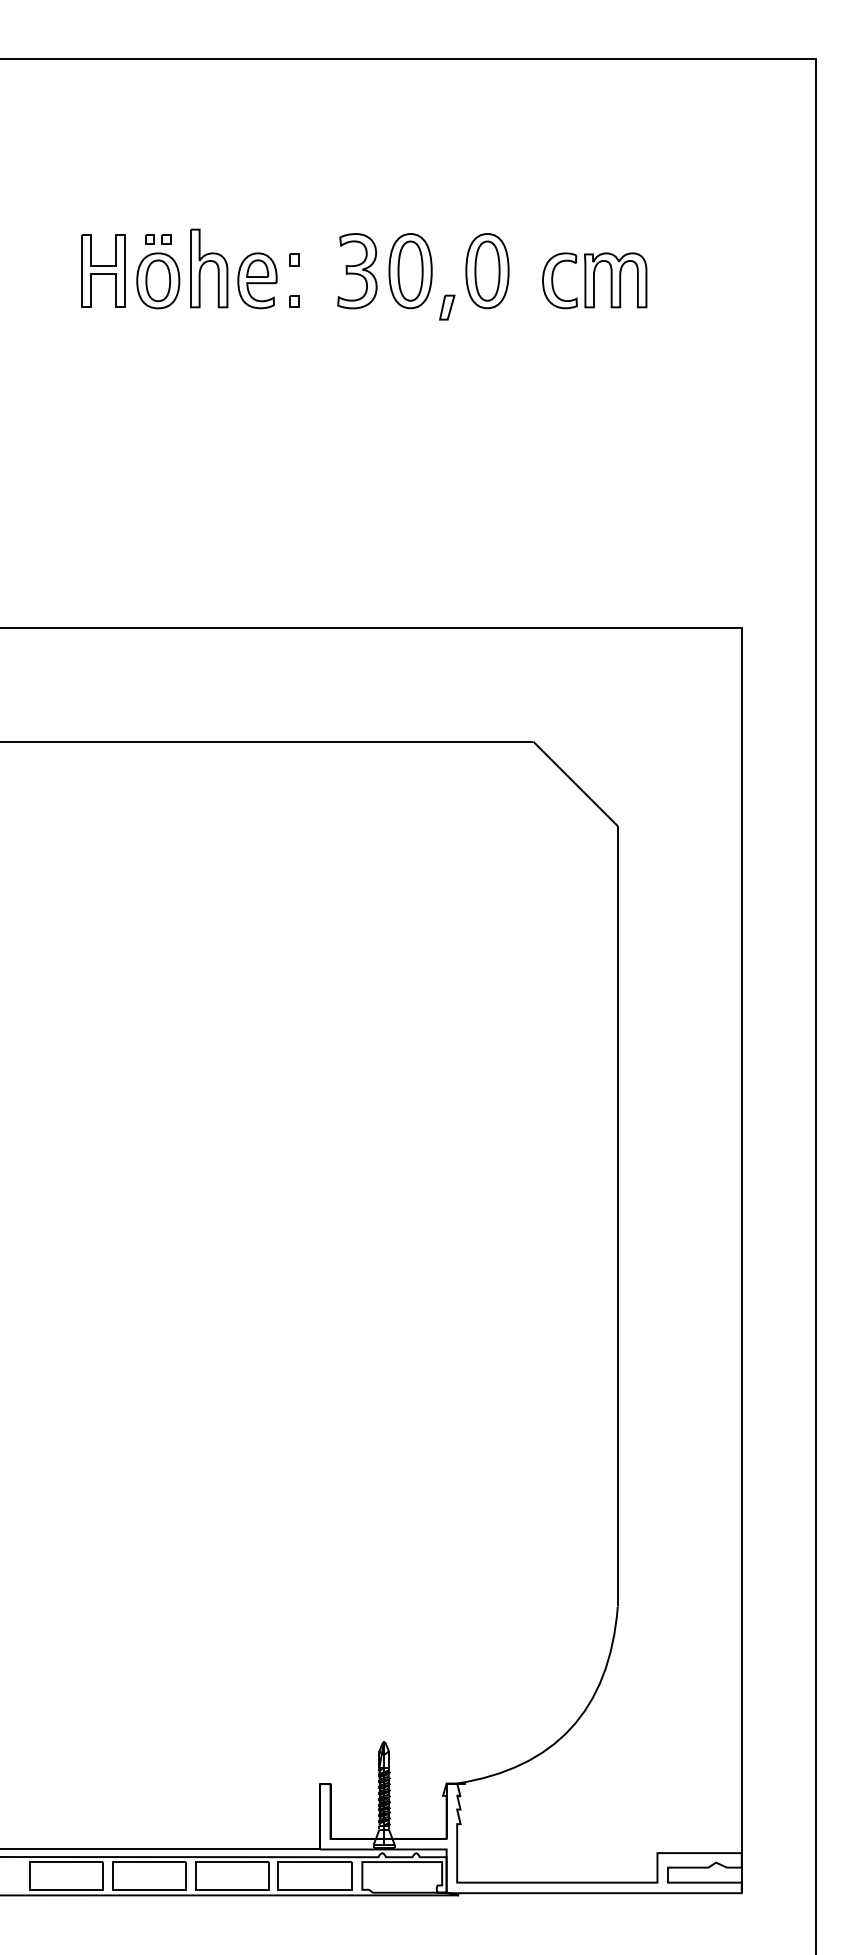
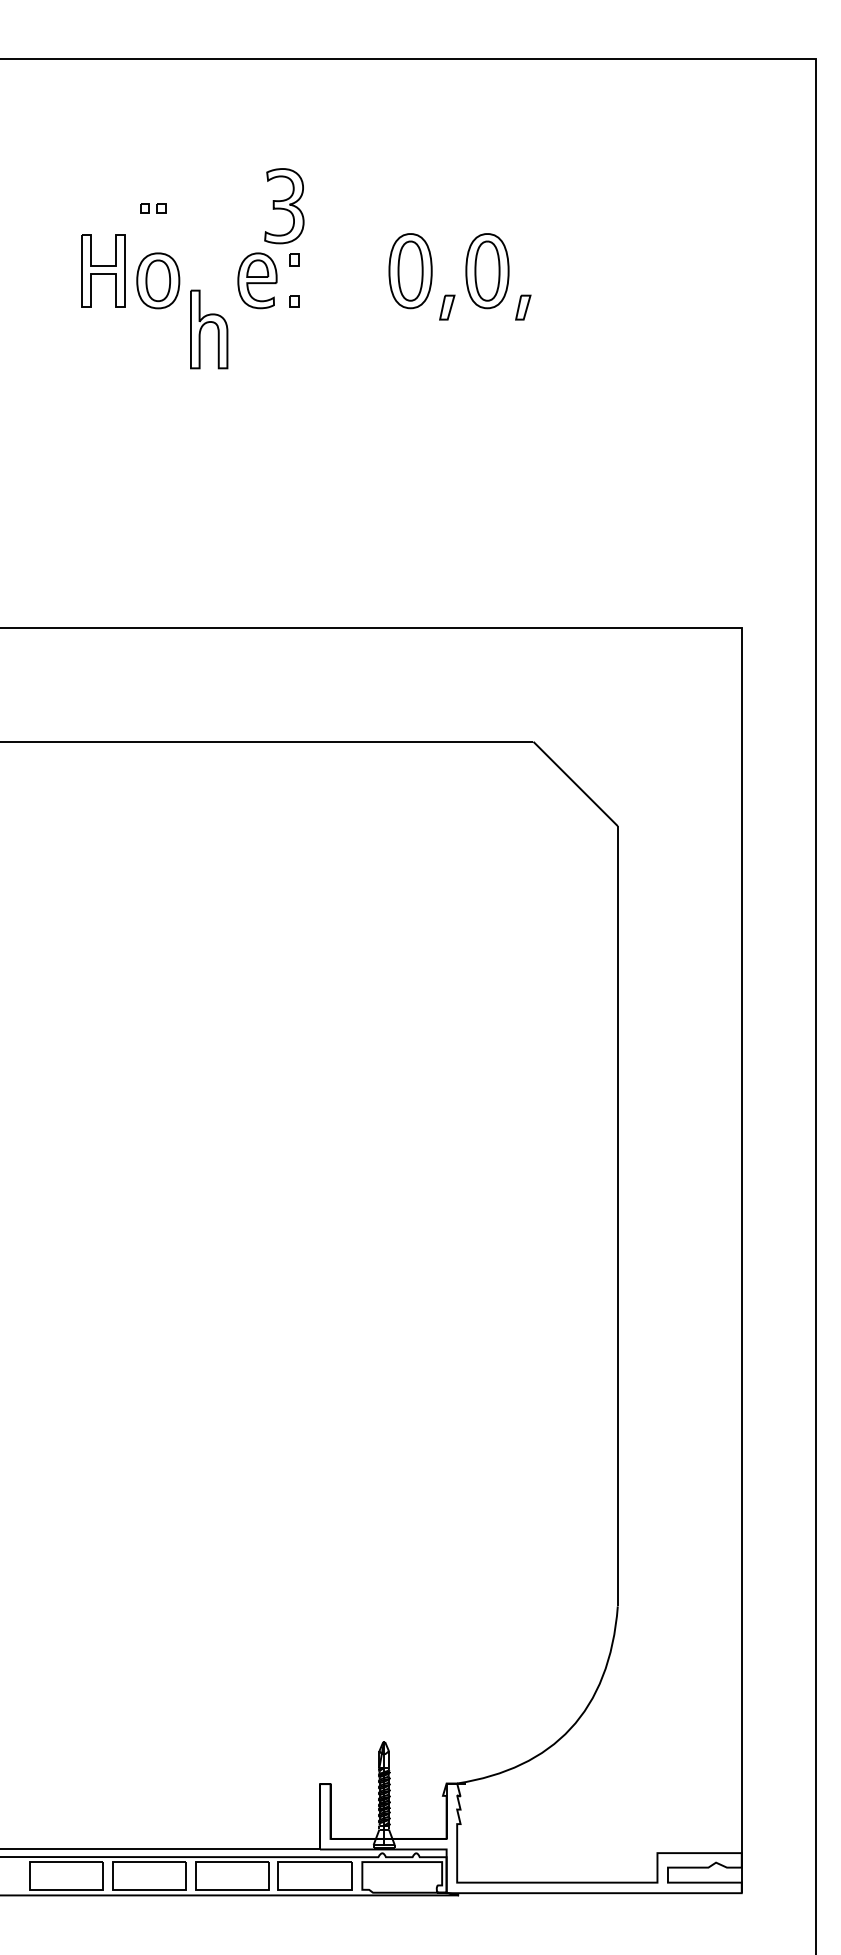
part position: (158, 239) -> (153, 208) (153, 208)
part position: (208, 262) -> (208, 323) (208, 323)
part position: (357, 271) -> (284, 206) (284, 206)
part: present -> none (594, 280)
part: none -> present (523, 307)
